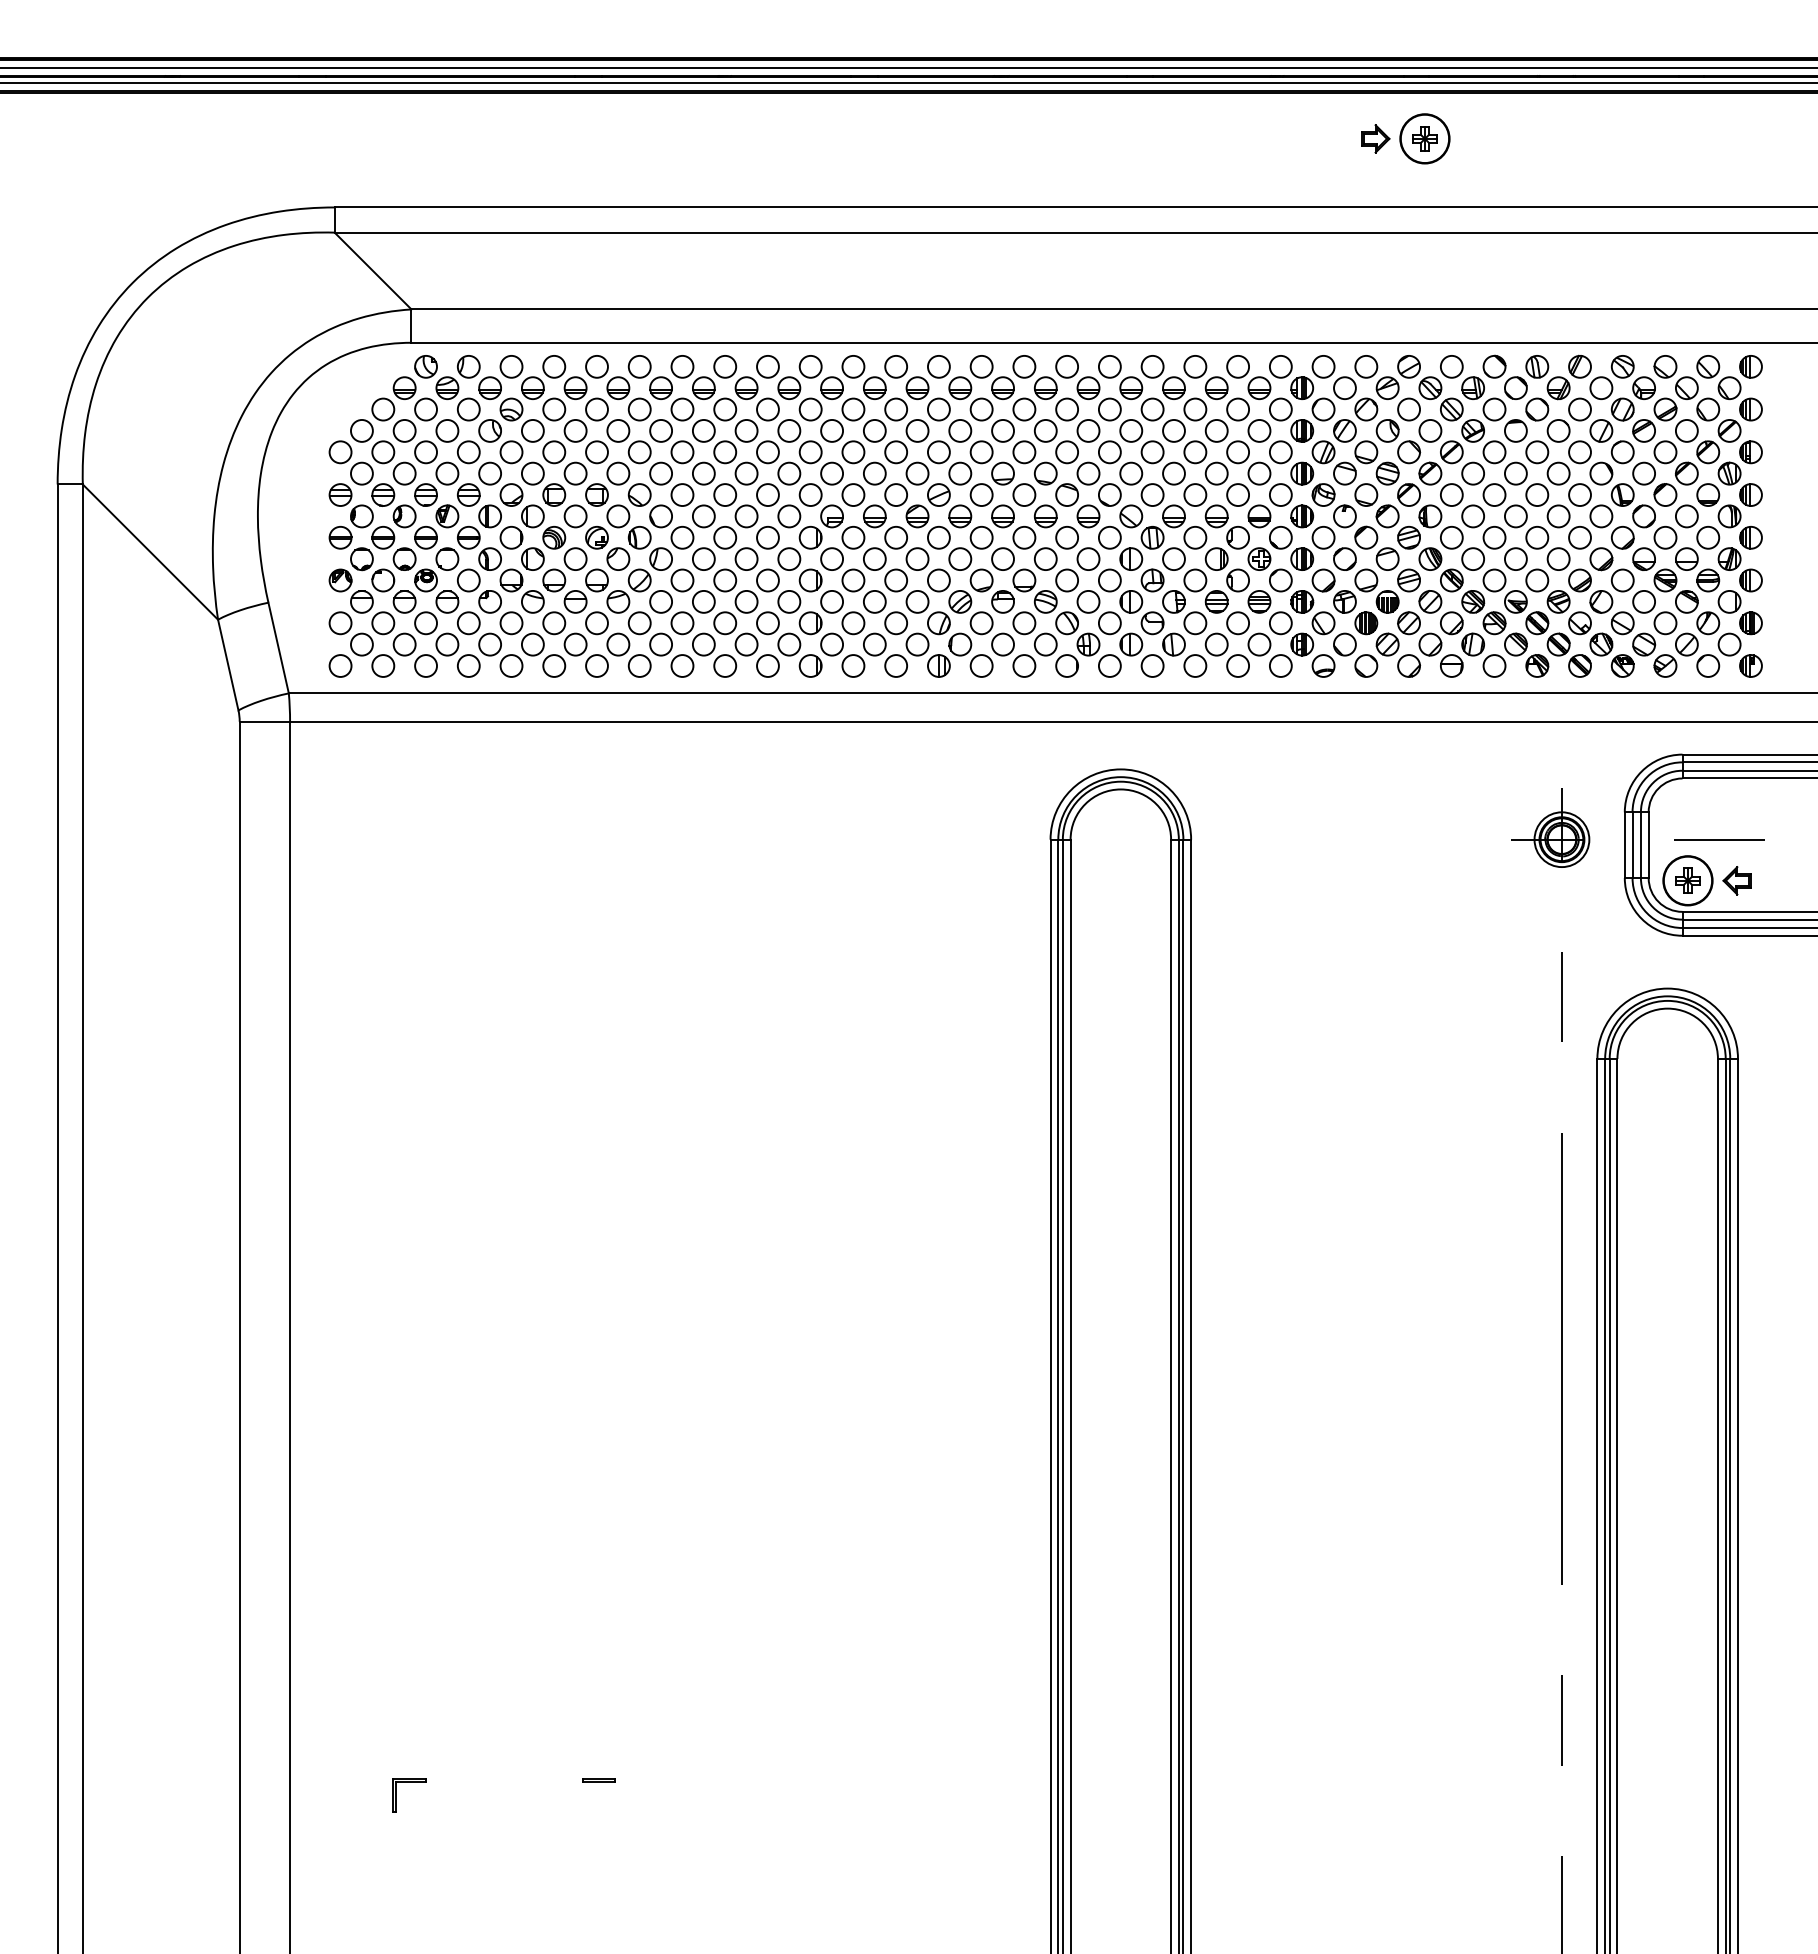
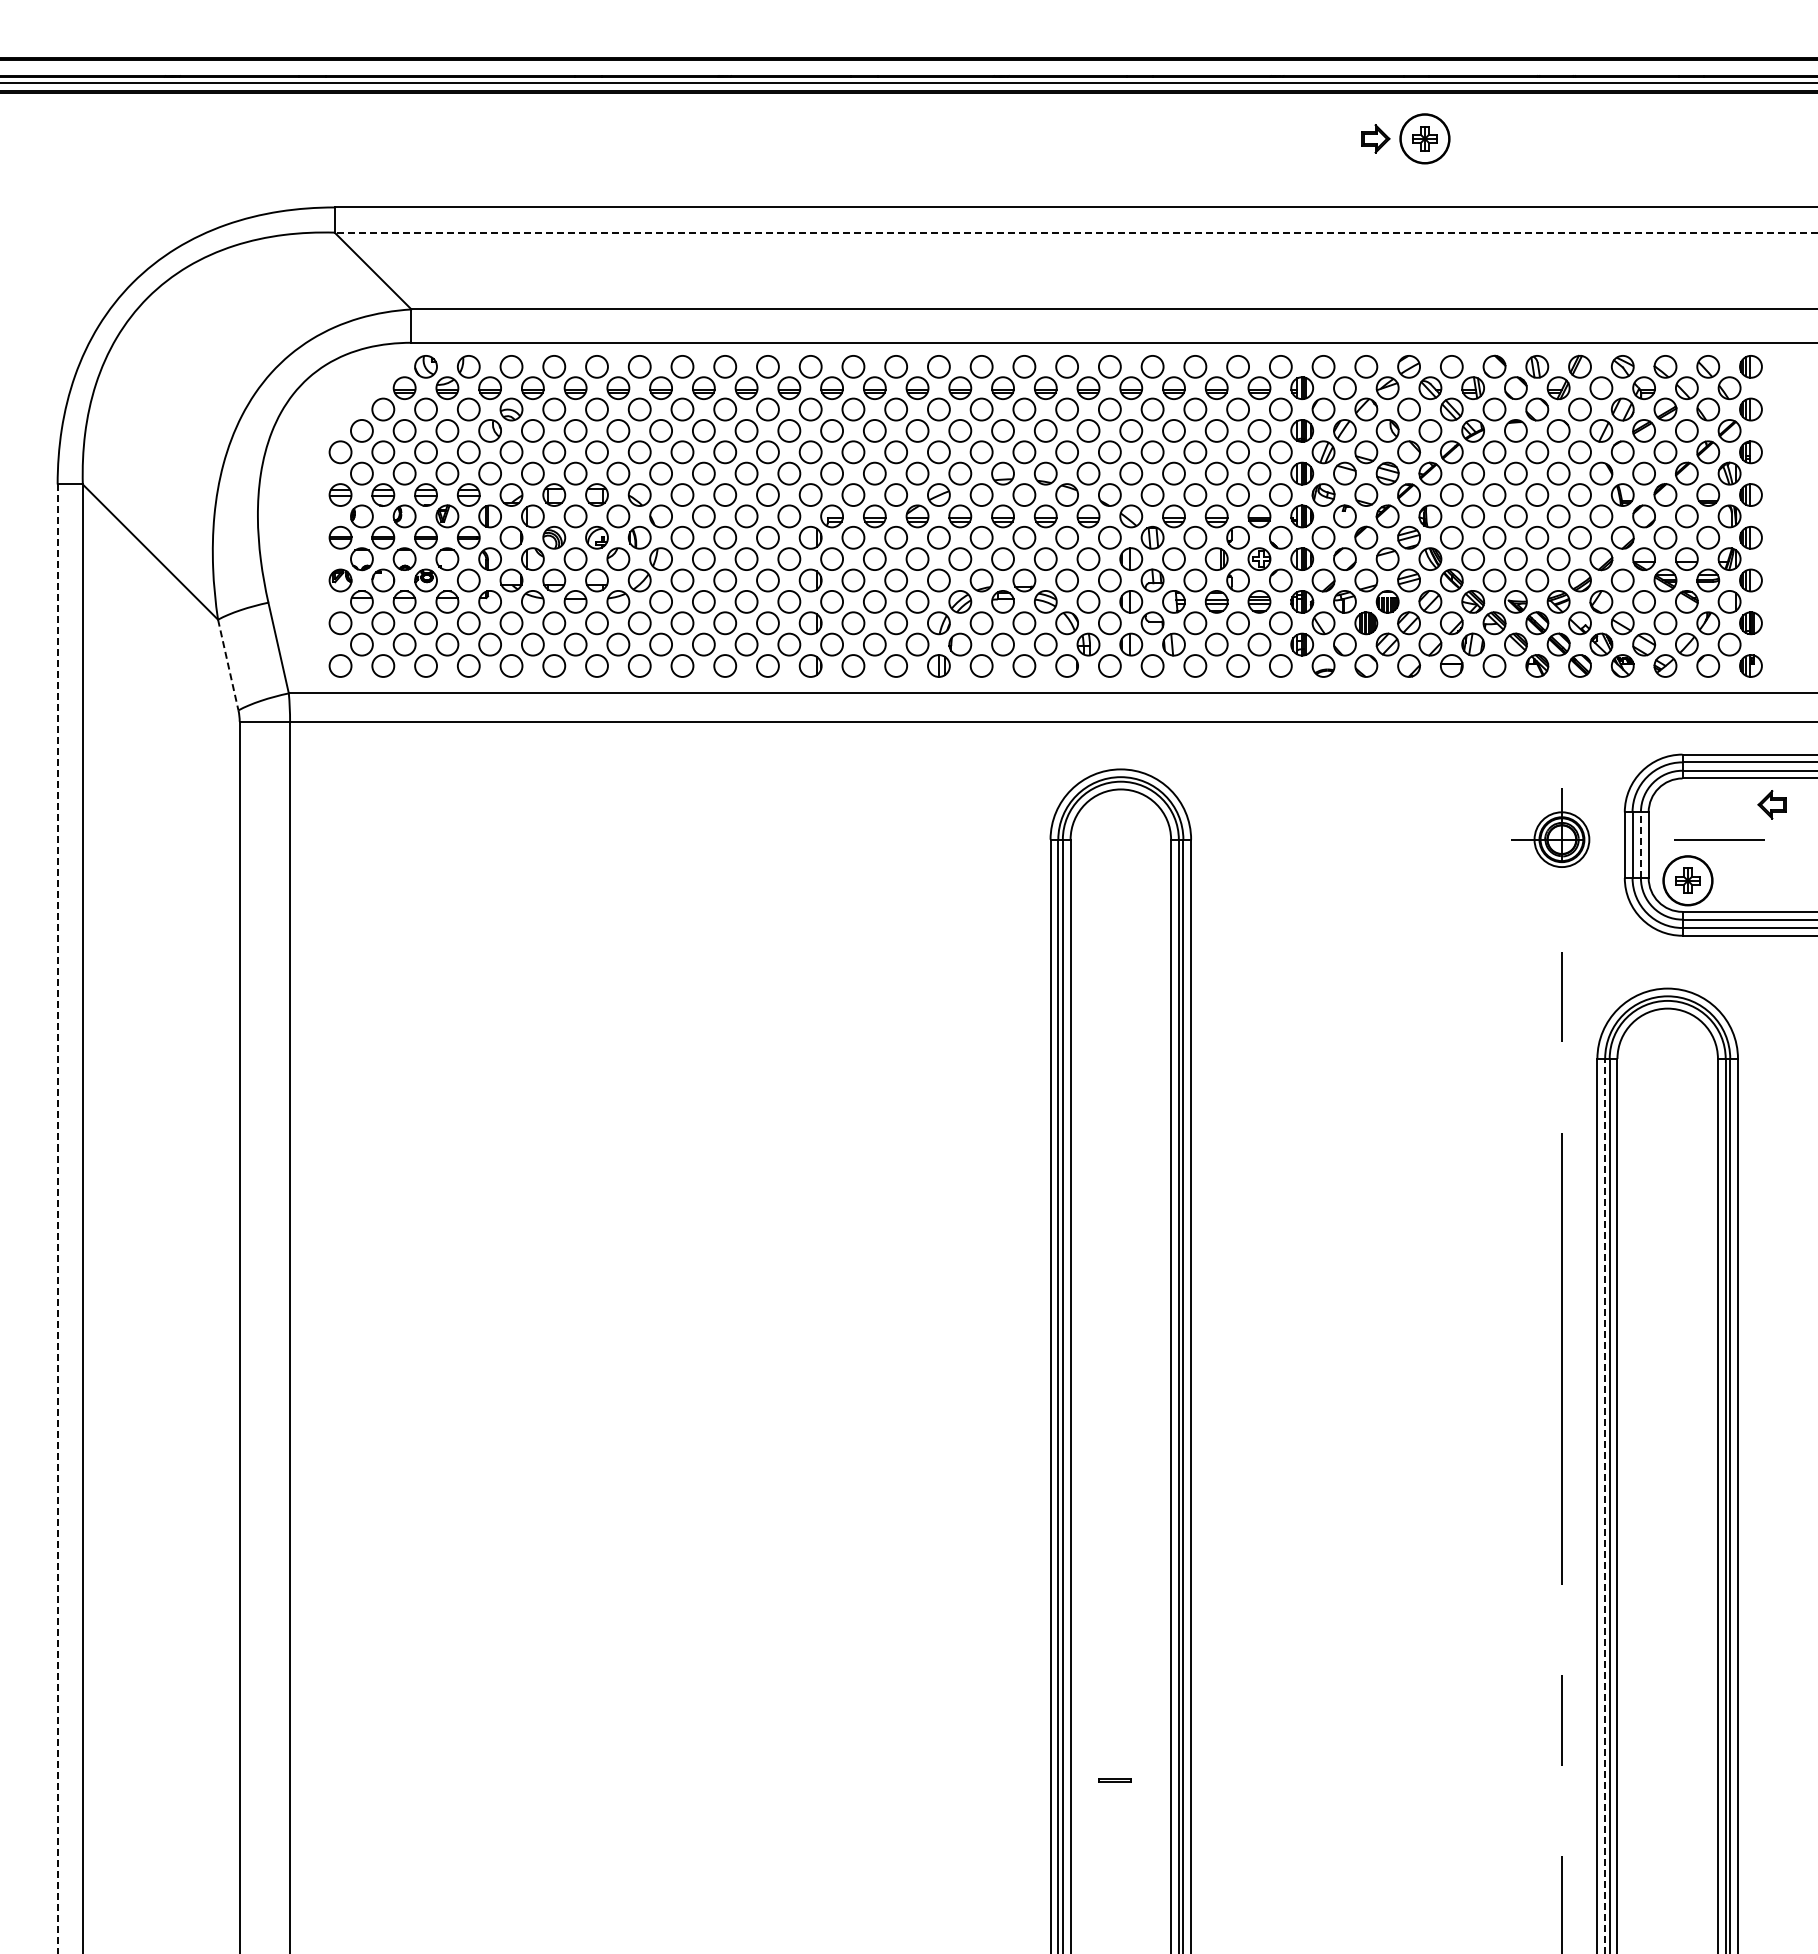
line: present -> none (908, 67)
line: solid -> dashed (1075, 232)
line: solid -> dashed (228, 665)
line: solid -> dashed (1640, 845)
part position: (1736, 880) -> (1771, 804) (1771, 804)
line: solid -> dashed (57, 1219)
line: solid -> dashed (1605, 1505)
line position: (598, 1779) -> (1114, 1779) (1114, 1779)
part: present -> none (409, 1782)
